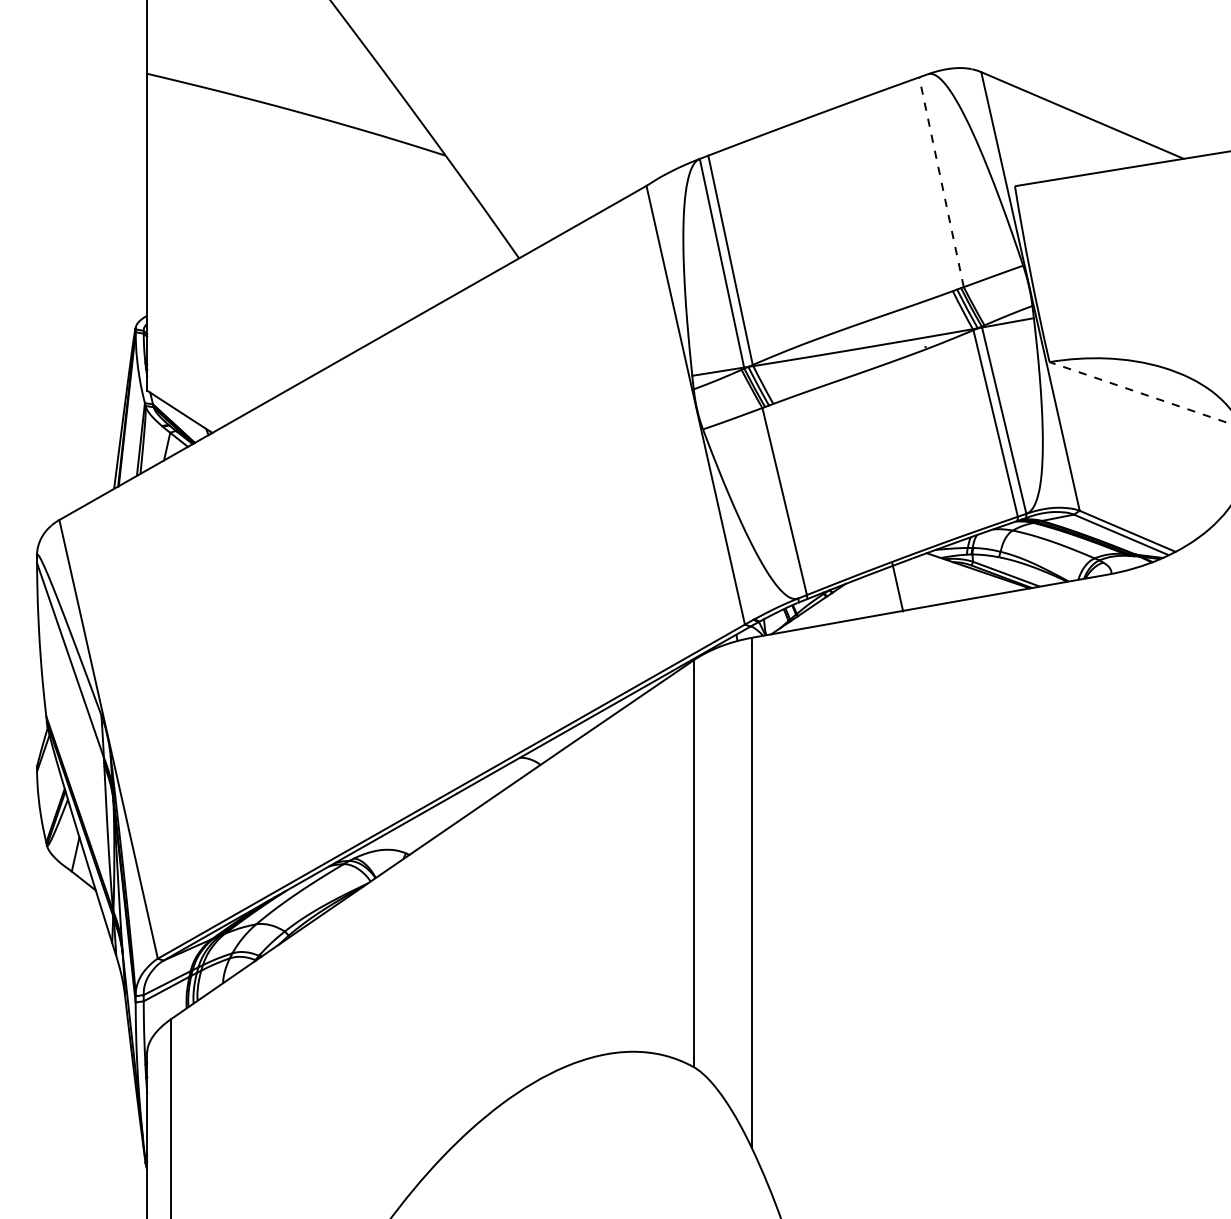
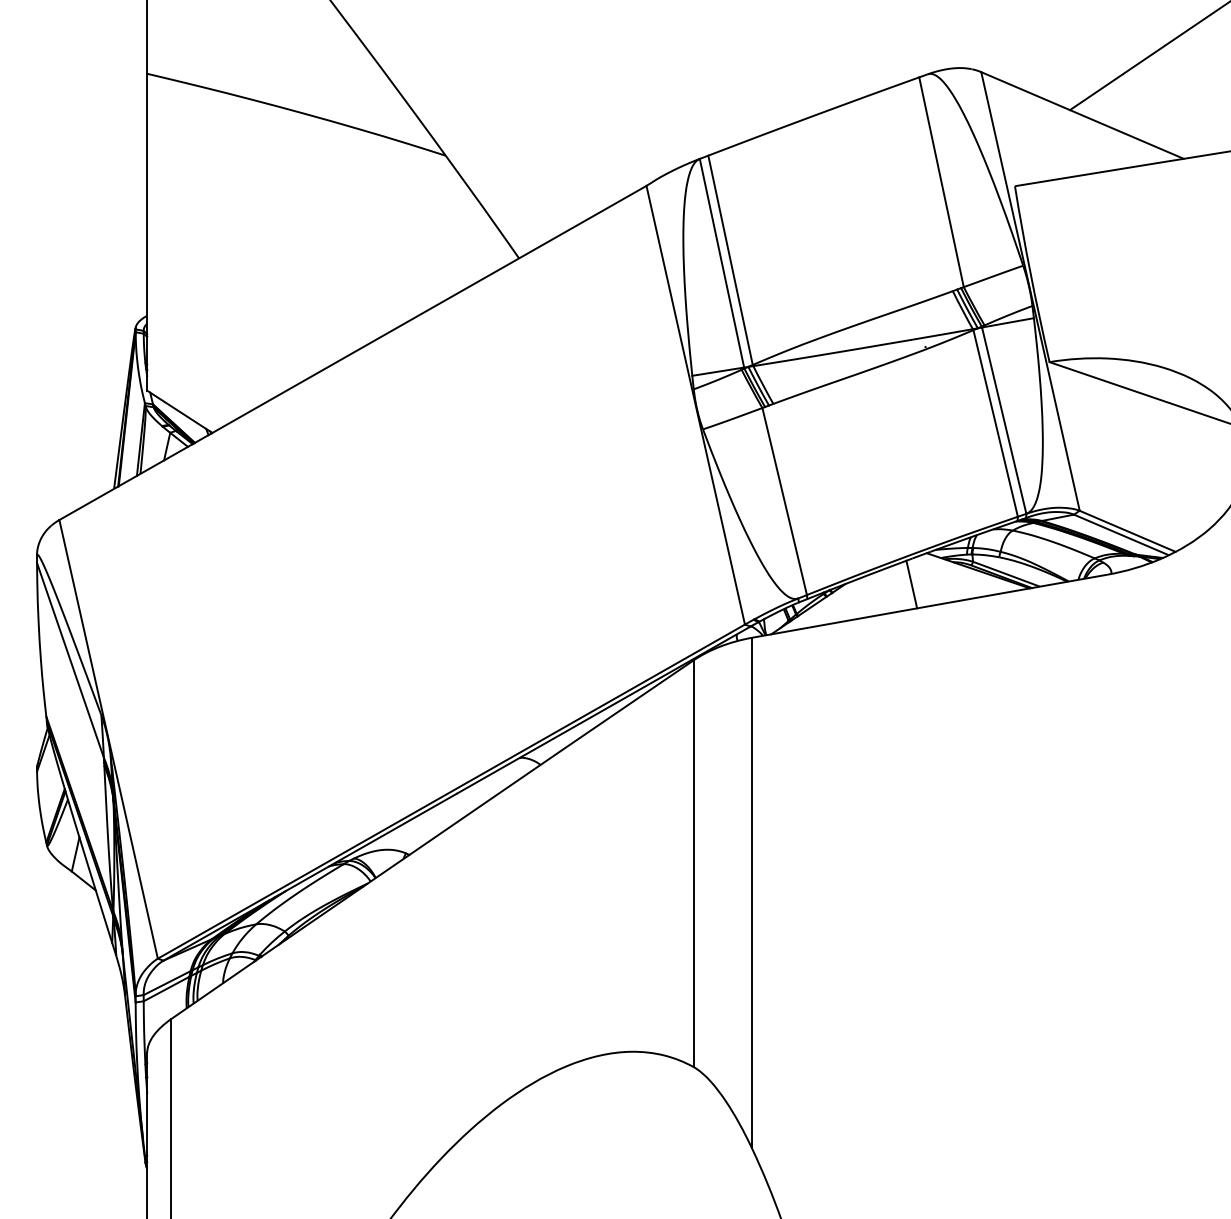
line: none -> present (1148, 56)
line: dashed -> solid (941, 181)
line: dashed -> solid (1139, 392)
line position: (897, 587) -> (911, 584) (911, 584)
